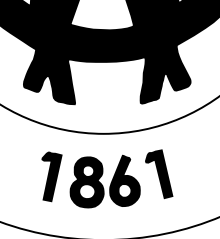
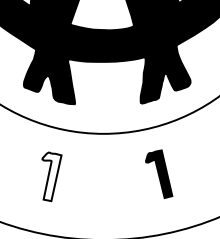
fill: present -> none (51, 176)
part: present -> none (104, 181)
